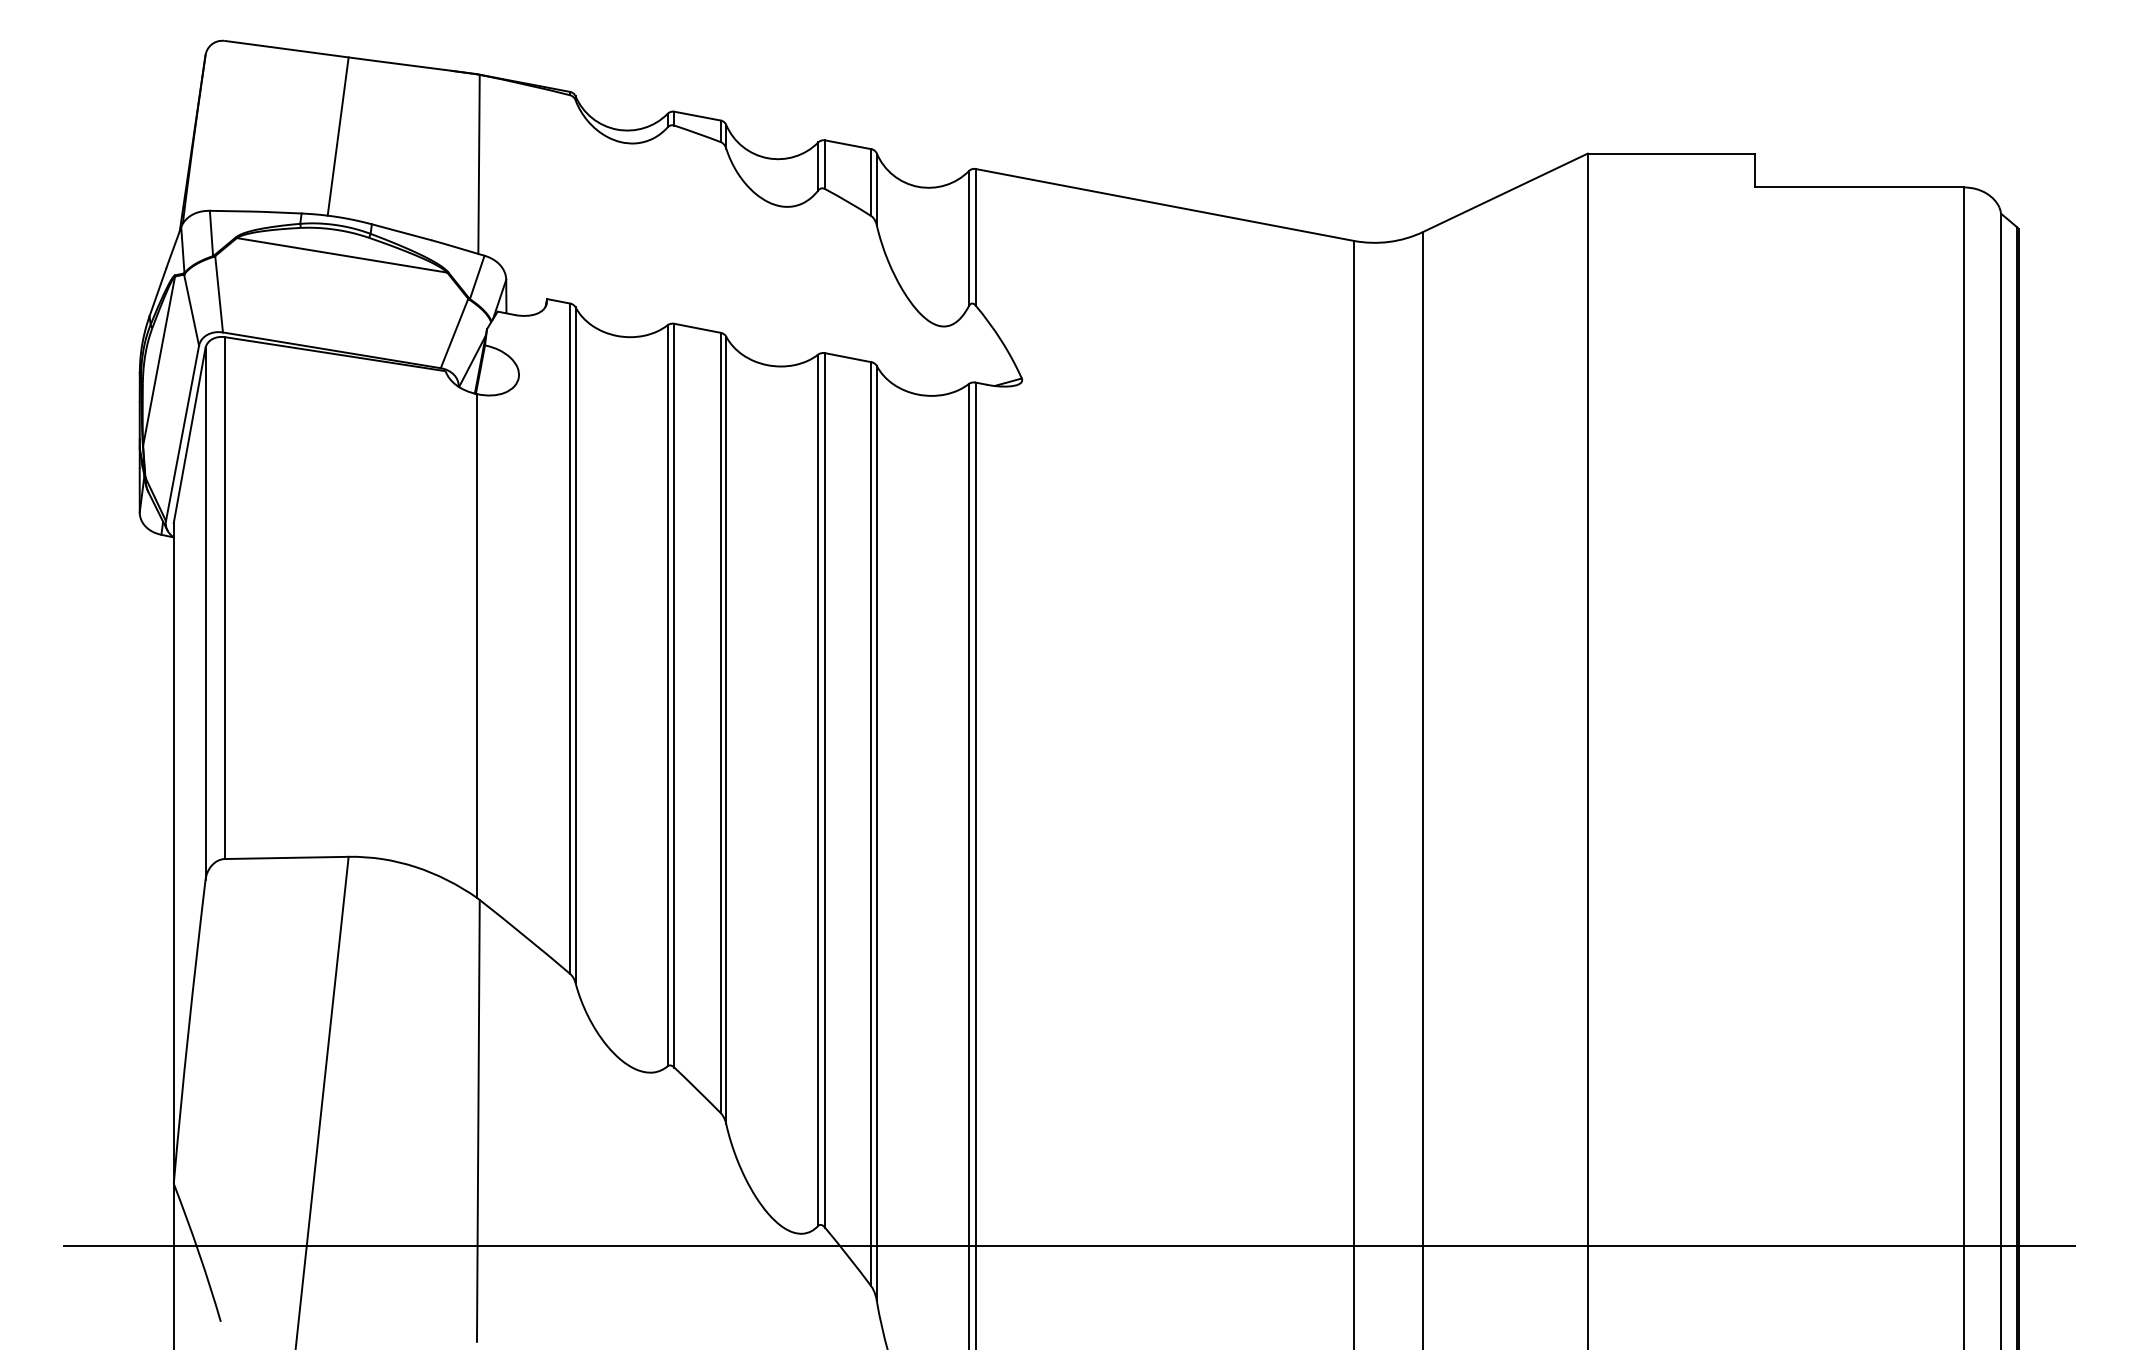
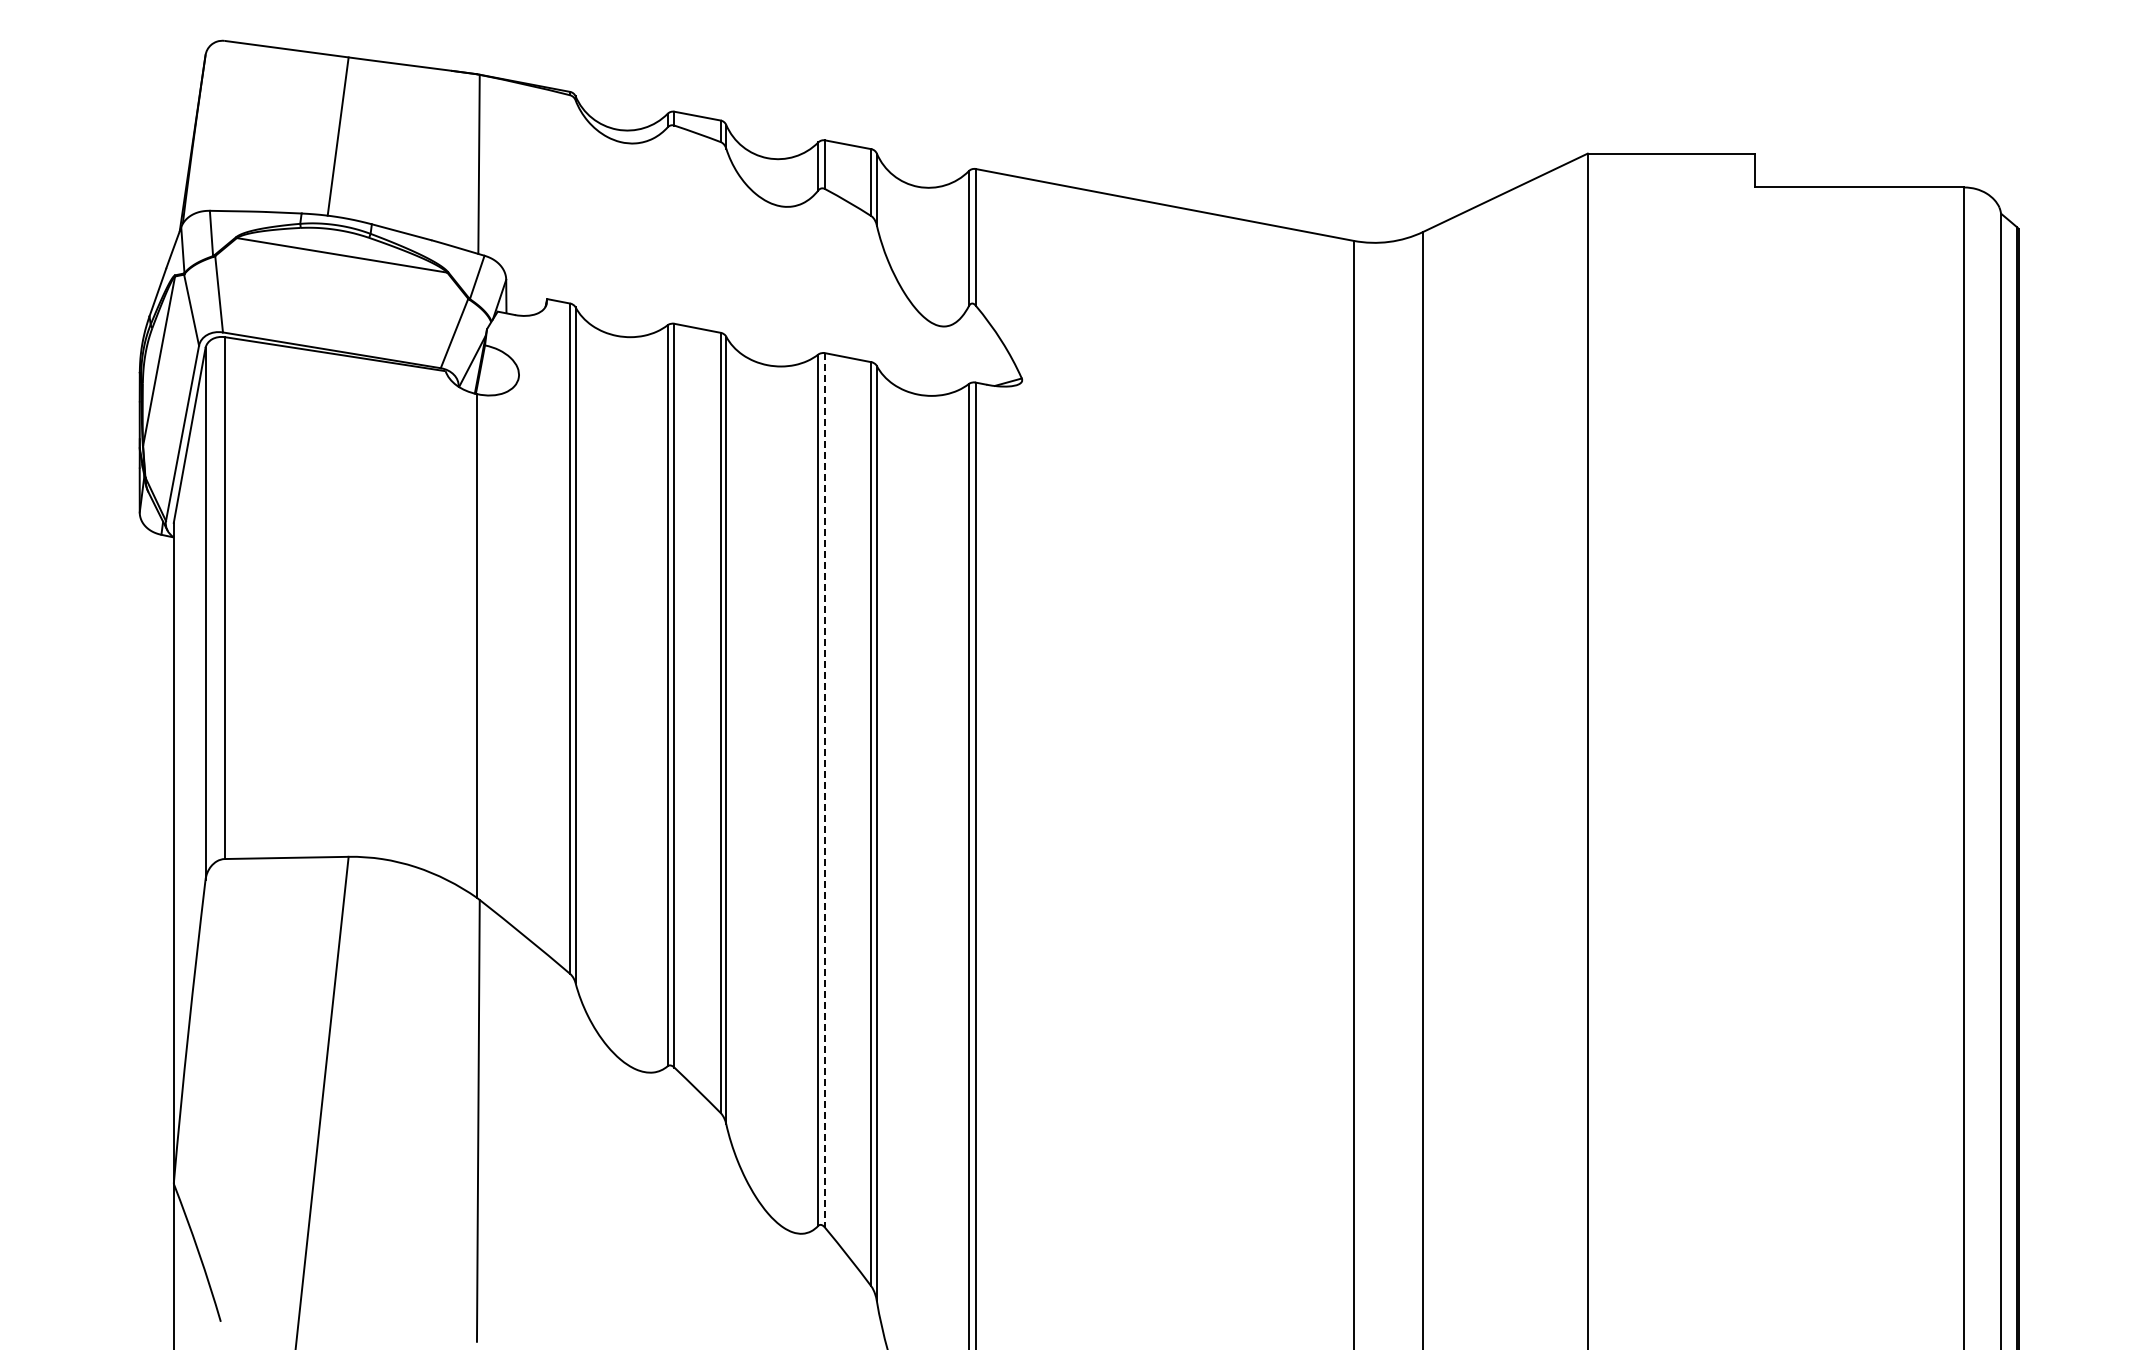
line: solid -> dashed (825, 790)
line: present -> none (1069, 1245)
